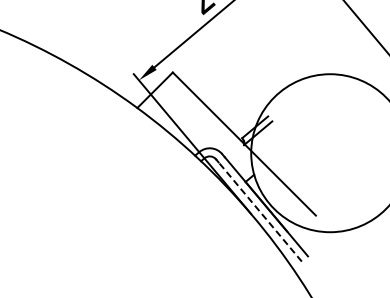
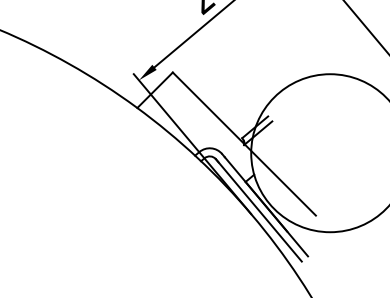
line: dashed -> solid (258, 210)
